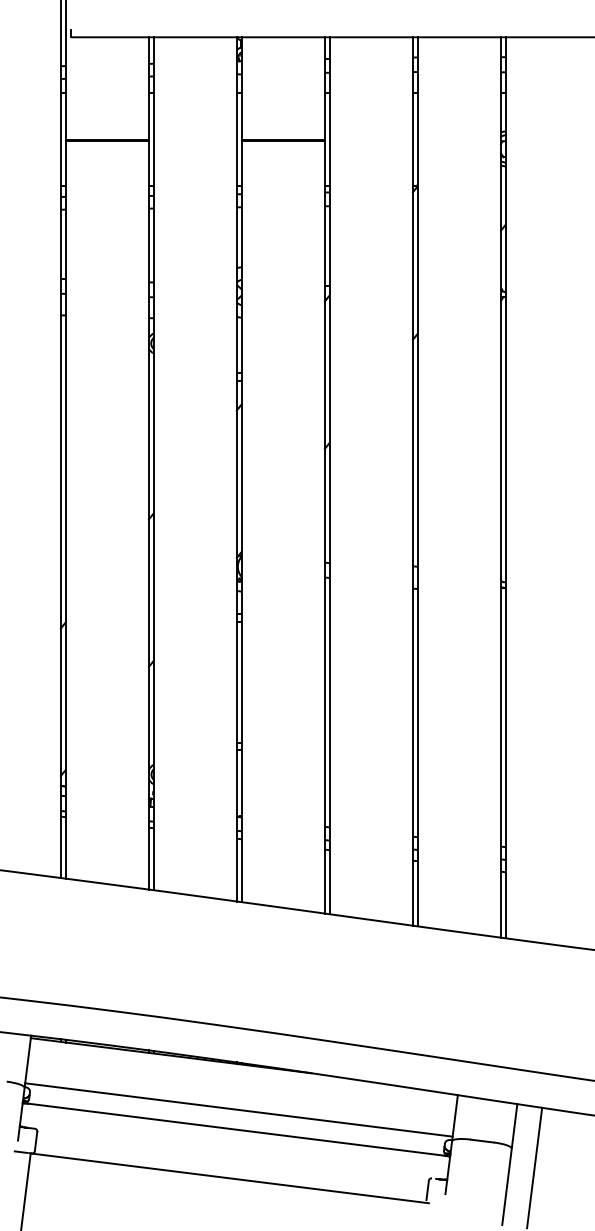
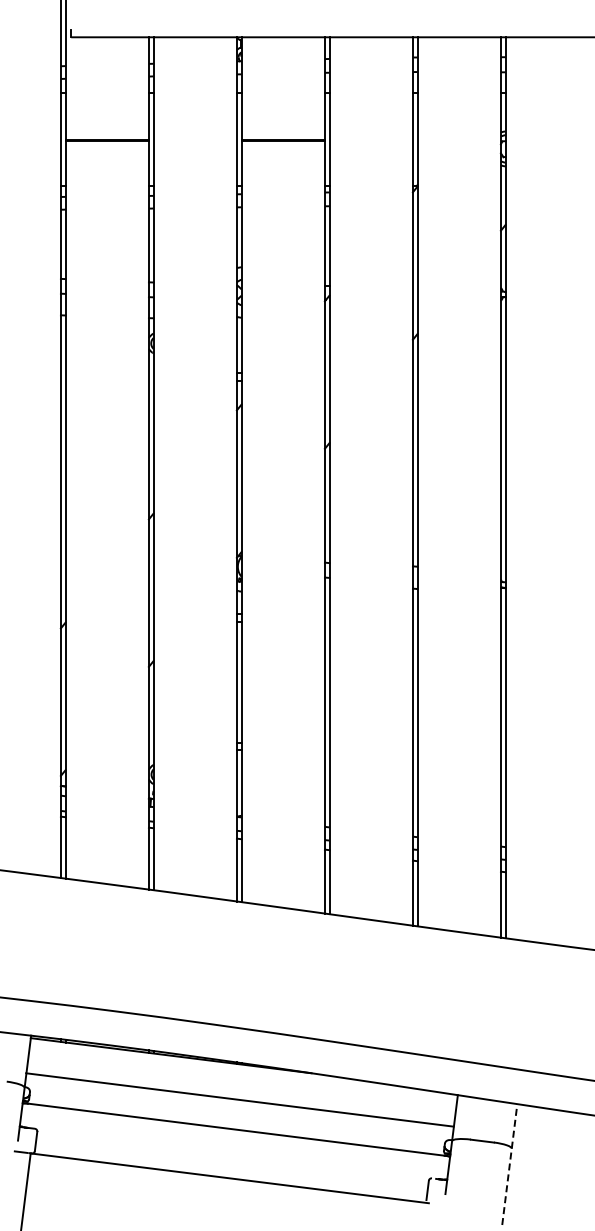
line position: (238, 1109) -> (239, 1099) (239, 1099)
line: solid -> dashed (509, 1164)
line: present -> none (534, 1167)
